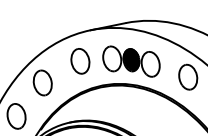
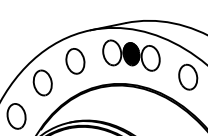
part position: (80, 61) -> (75, 61) (75, 61)
part position: (131, 61) -> (131, 55) (131, 55)
